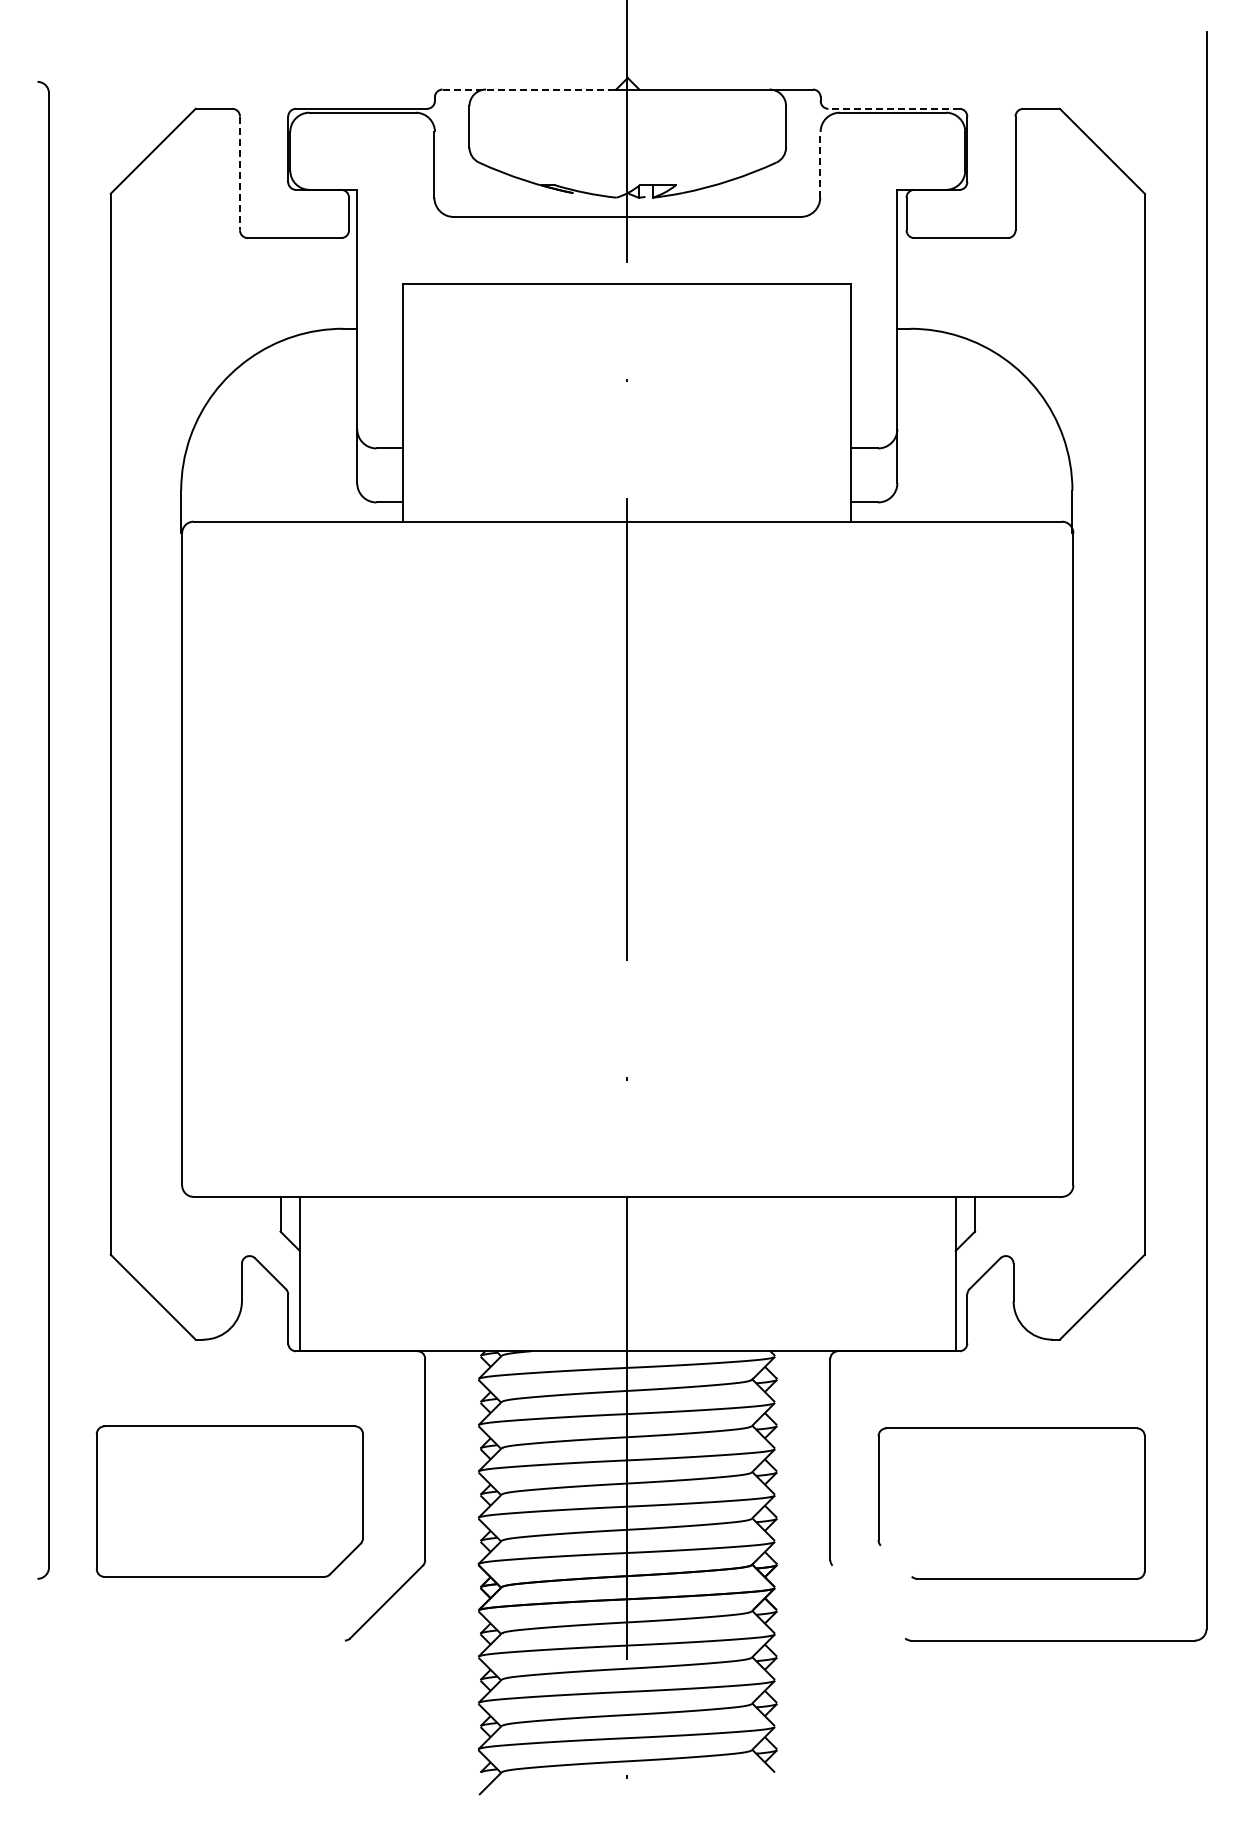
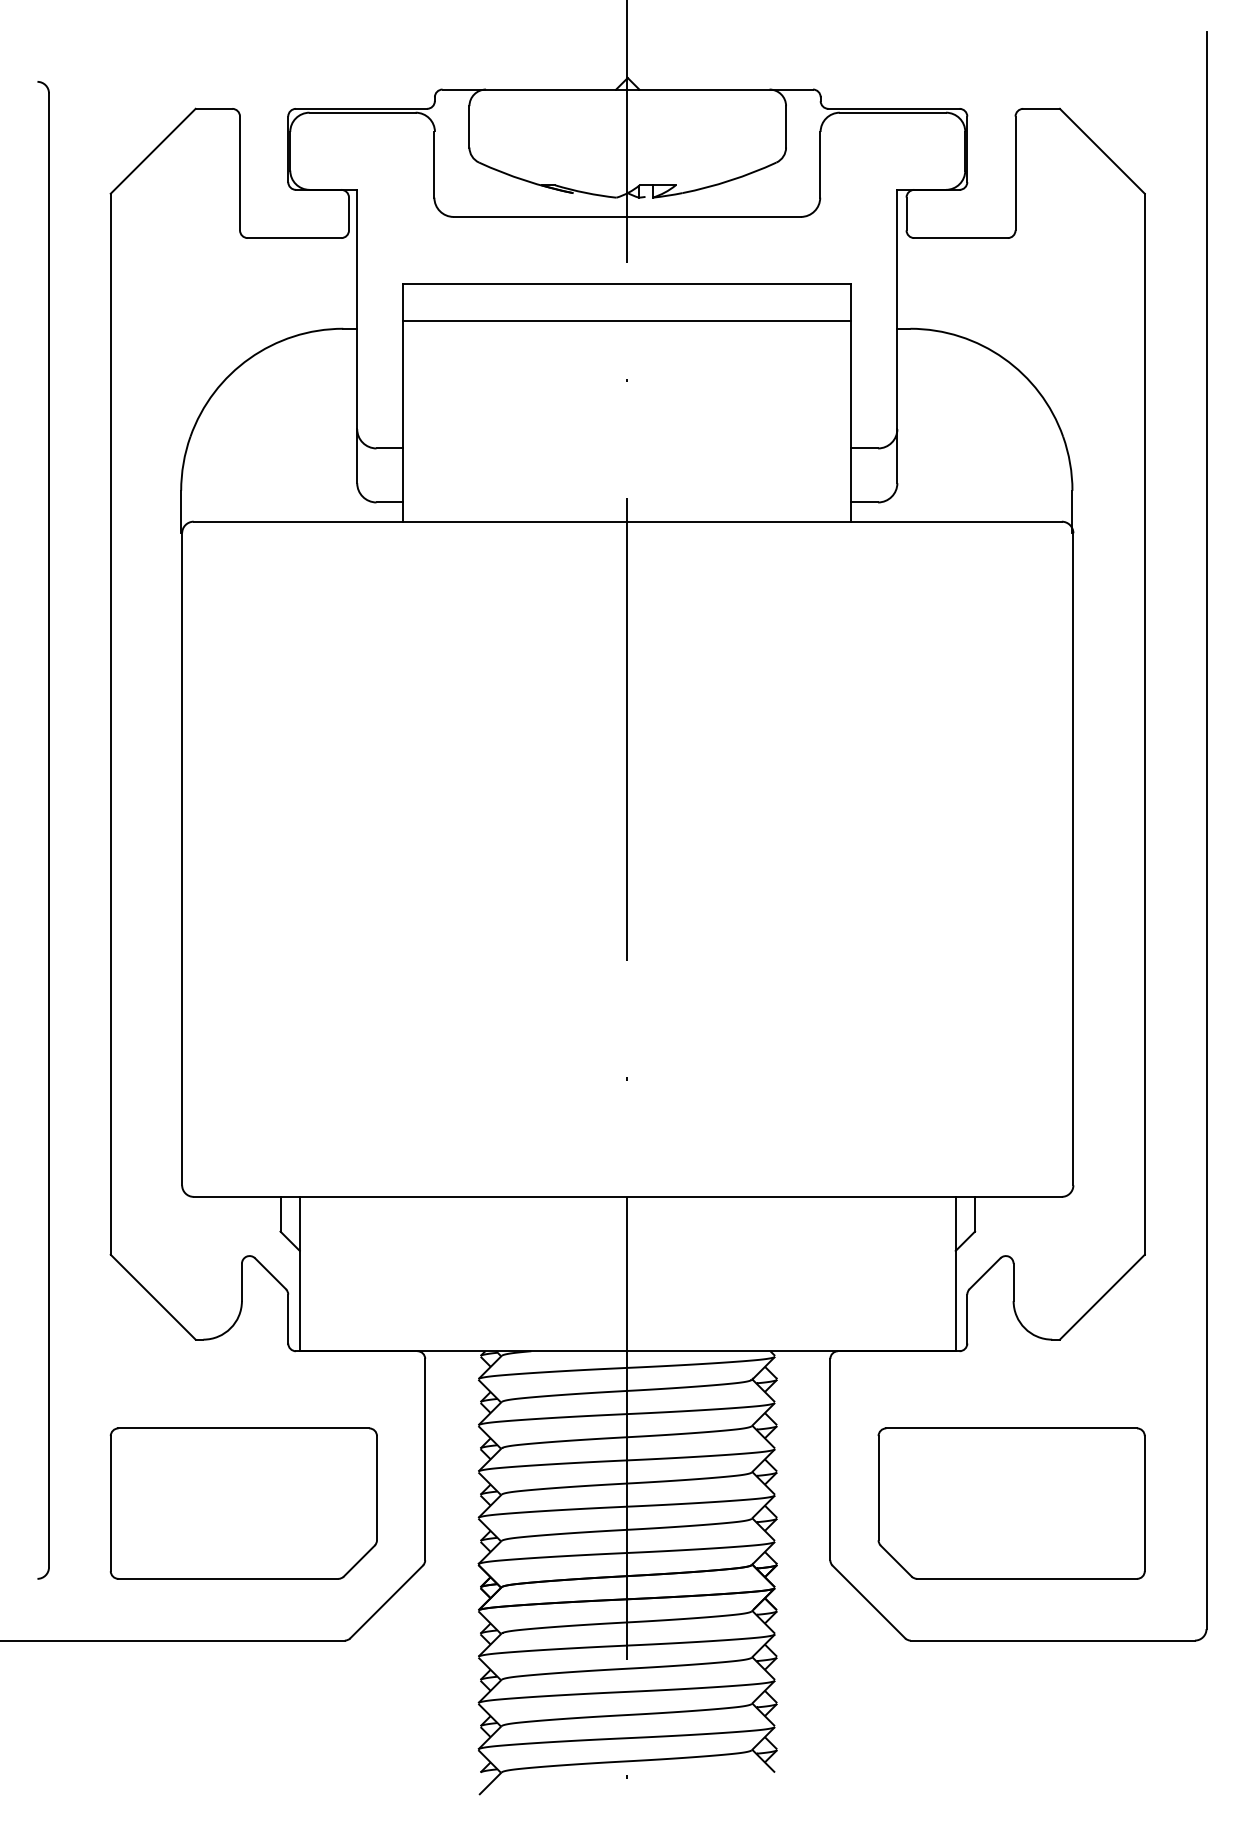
line: dashed -> solid (529, 89)
line: dashed -> solid (894, 108)
line: dashed -> solid (820, 164)
line: dashed -> solid (240, 173)
line: none -> present (626, 321)
part position: (229, 1501) -> (243, 1503) (243, 1503)
line: none -> present (895, 1560)
line: none -> present (868, 1601)
line: none -> present (173, 1640)
